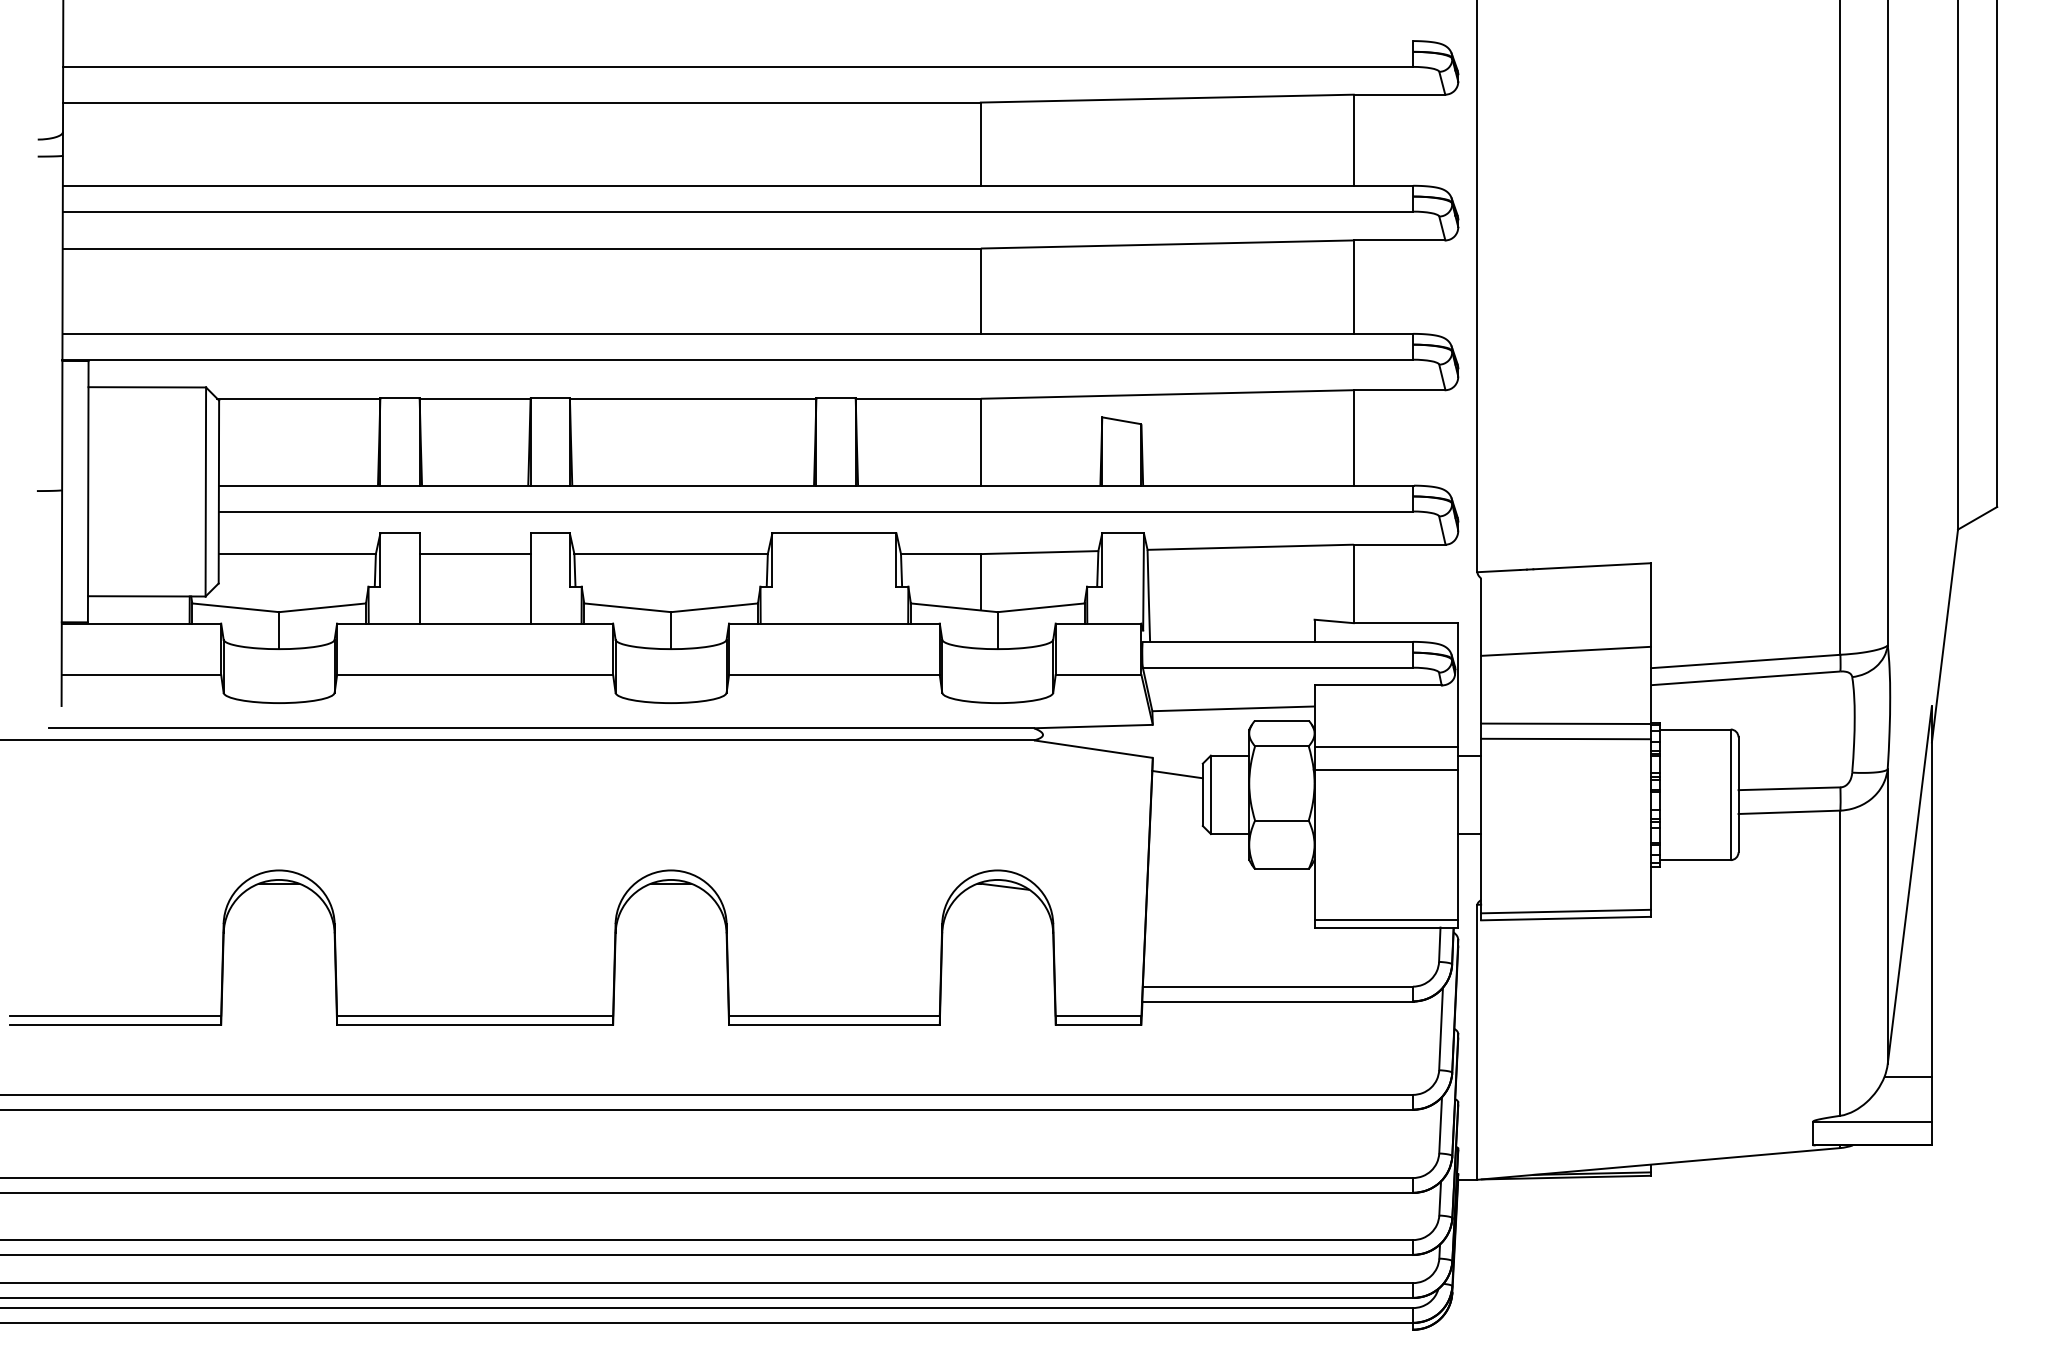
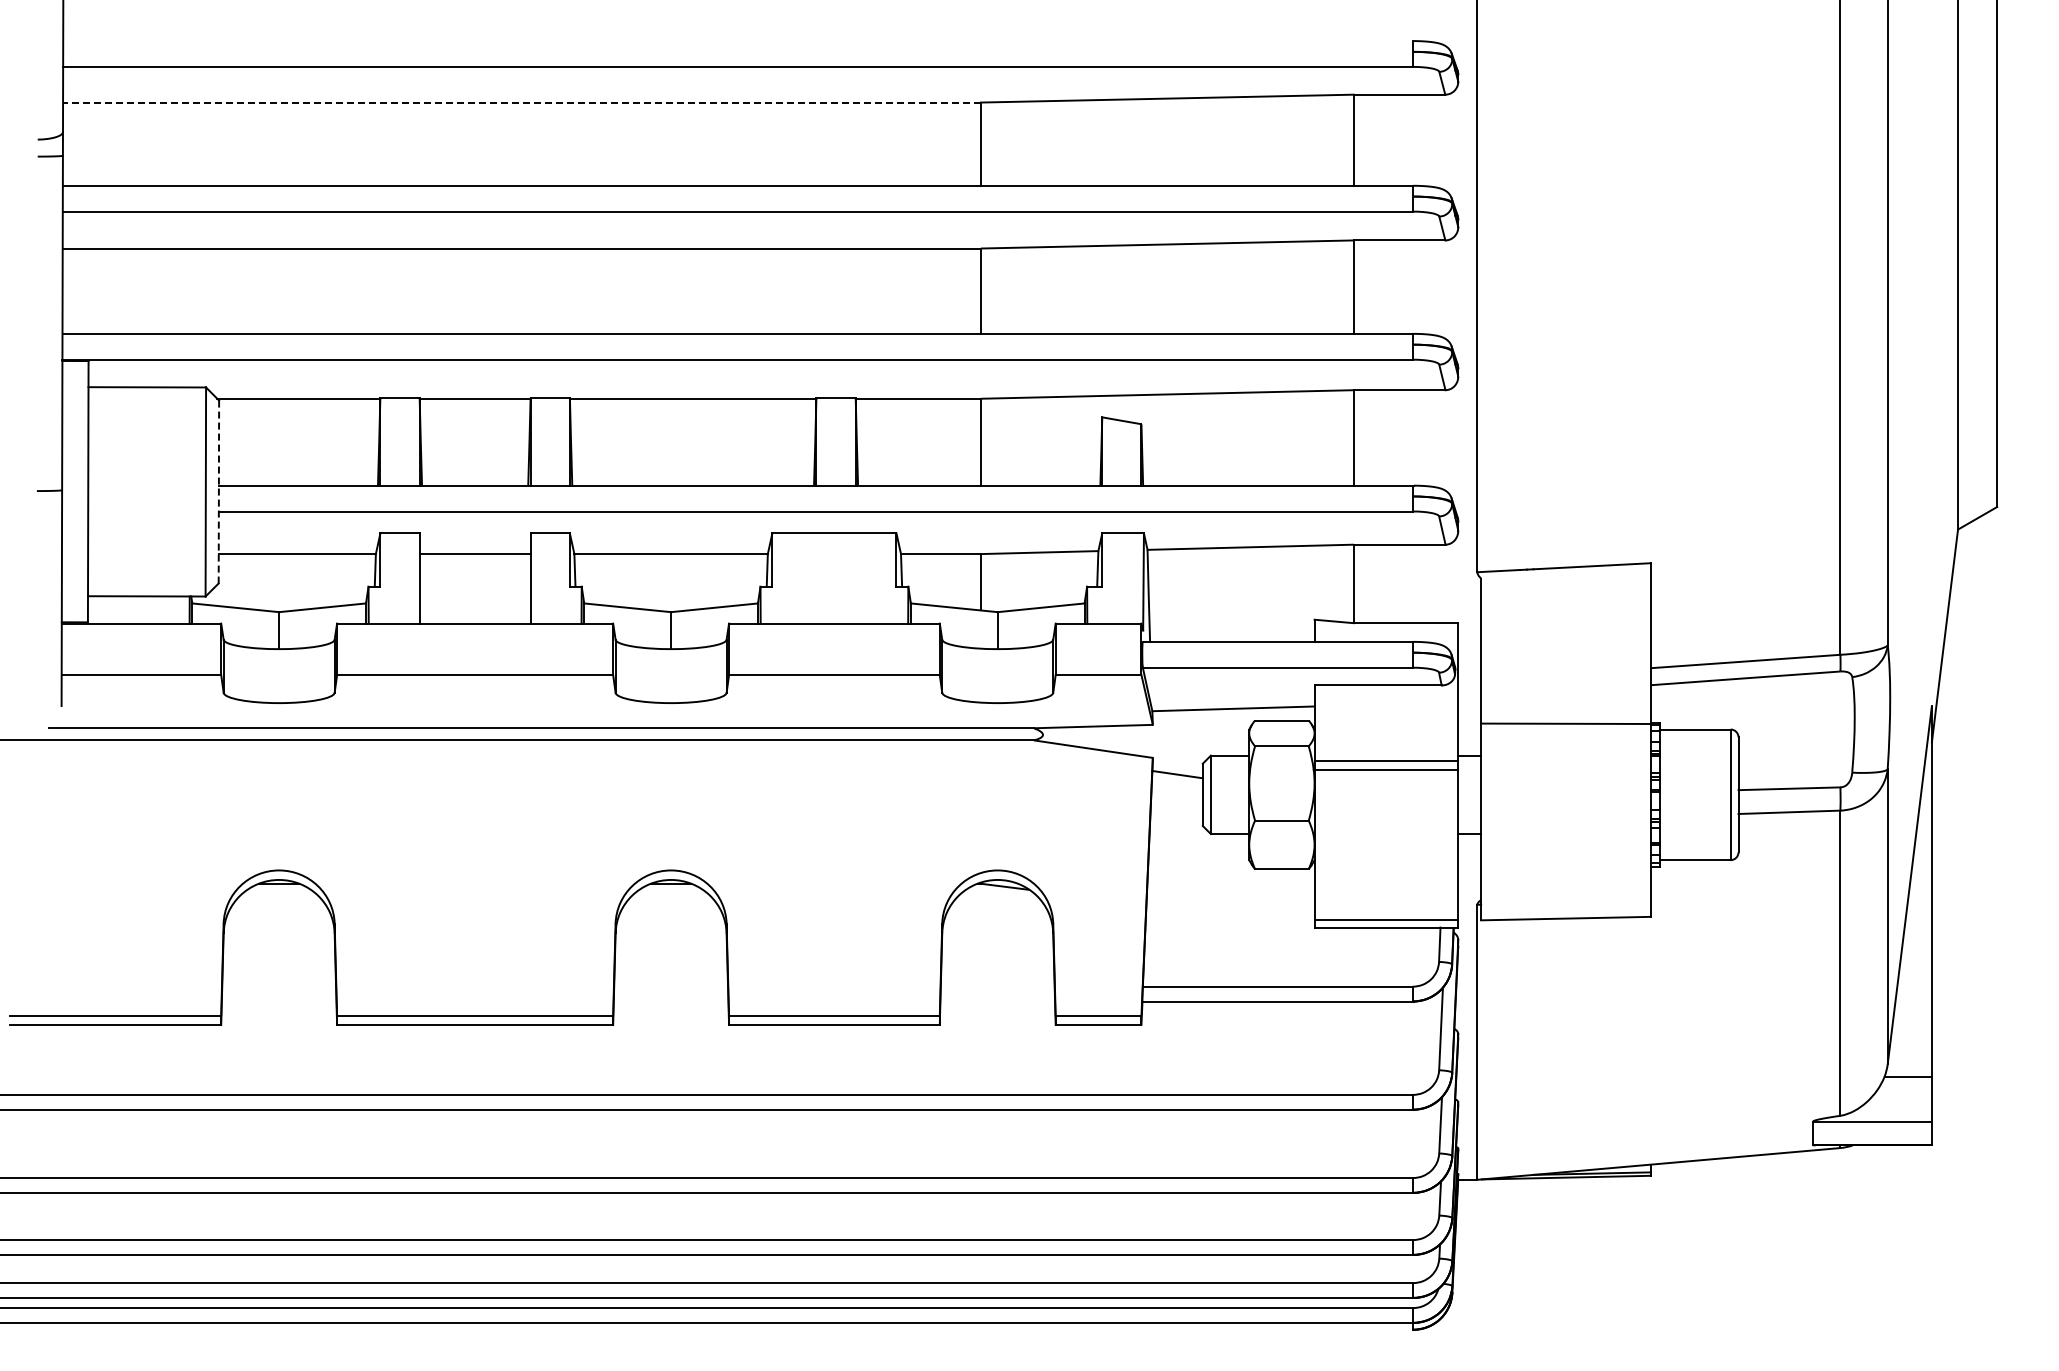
line: solid -> dashed (521, 102)
line: solid -> dashed (218, 492)
line: present -> none (1566, 650)
line: present -> none (1566, 738)
line position: (1386, 747) -> (1386, 761) (1386, 761)
line: present -> none (1566, 911)
